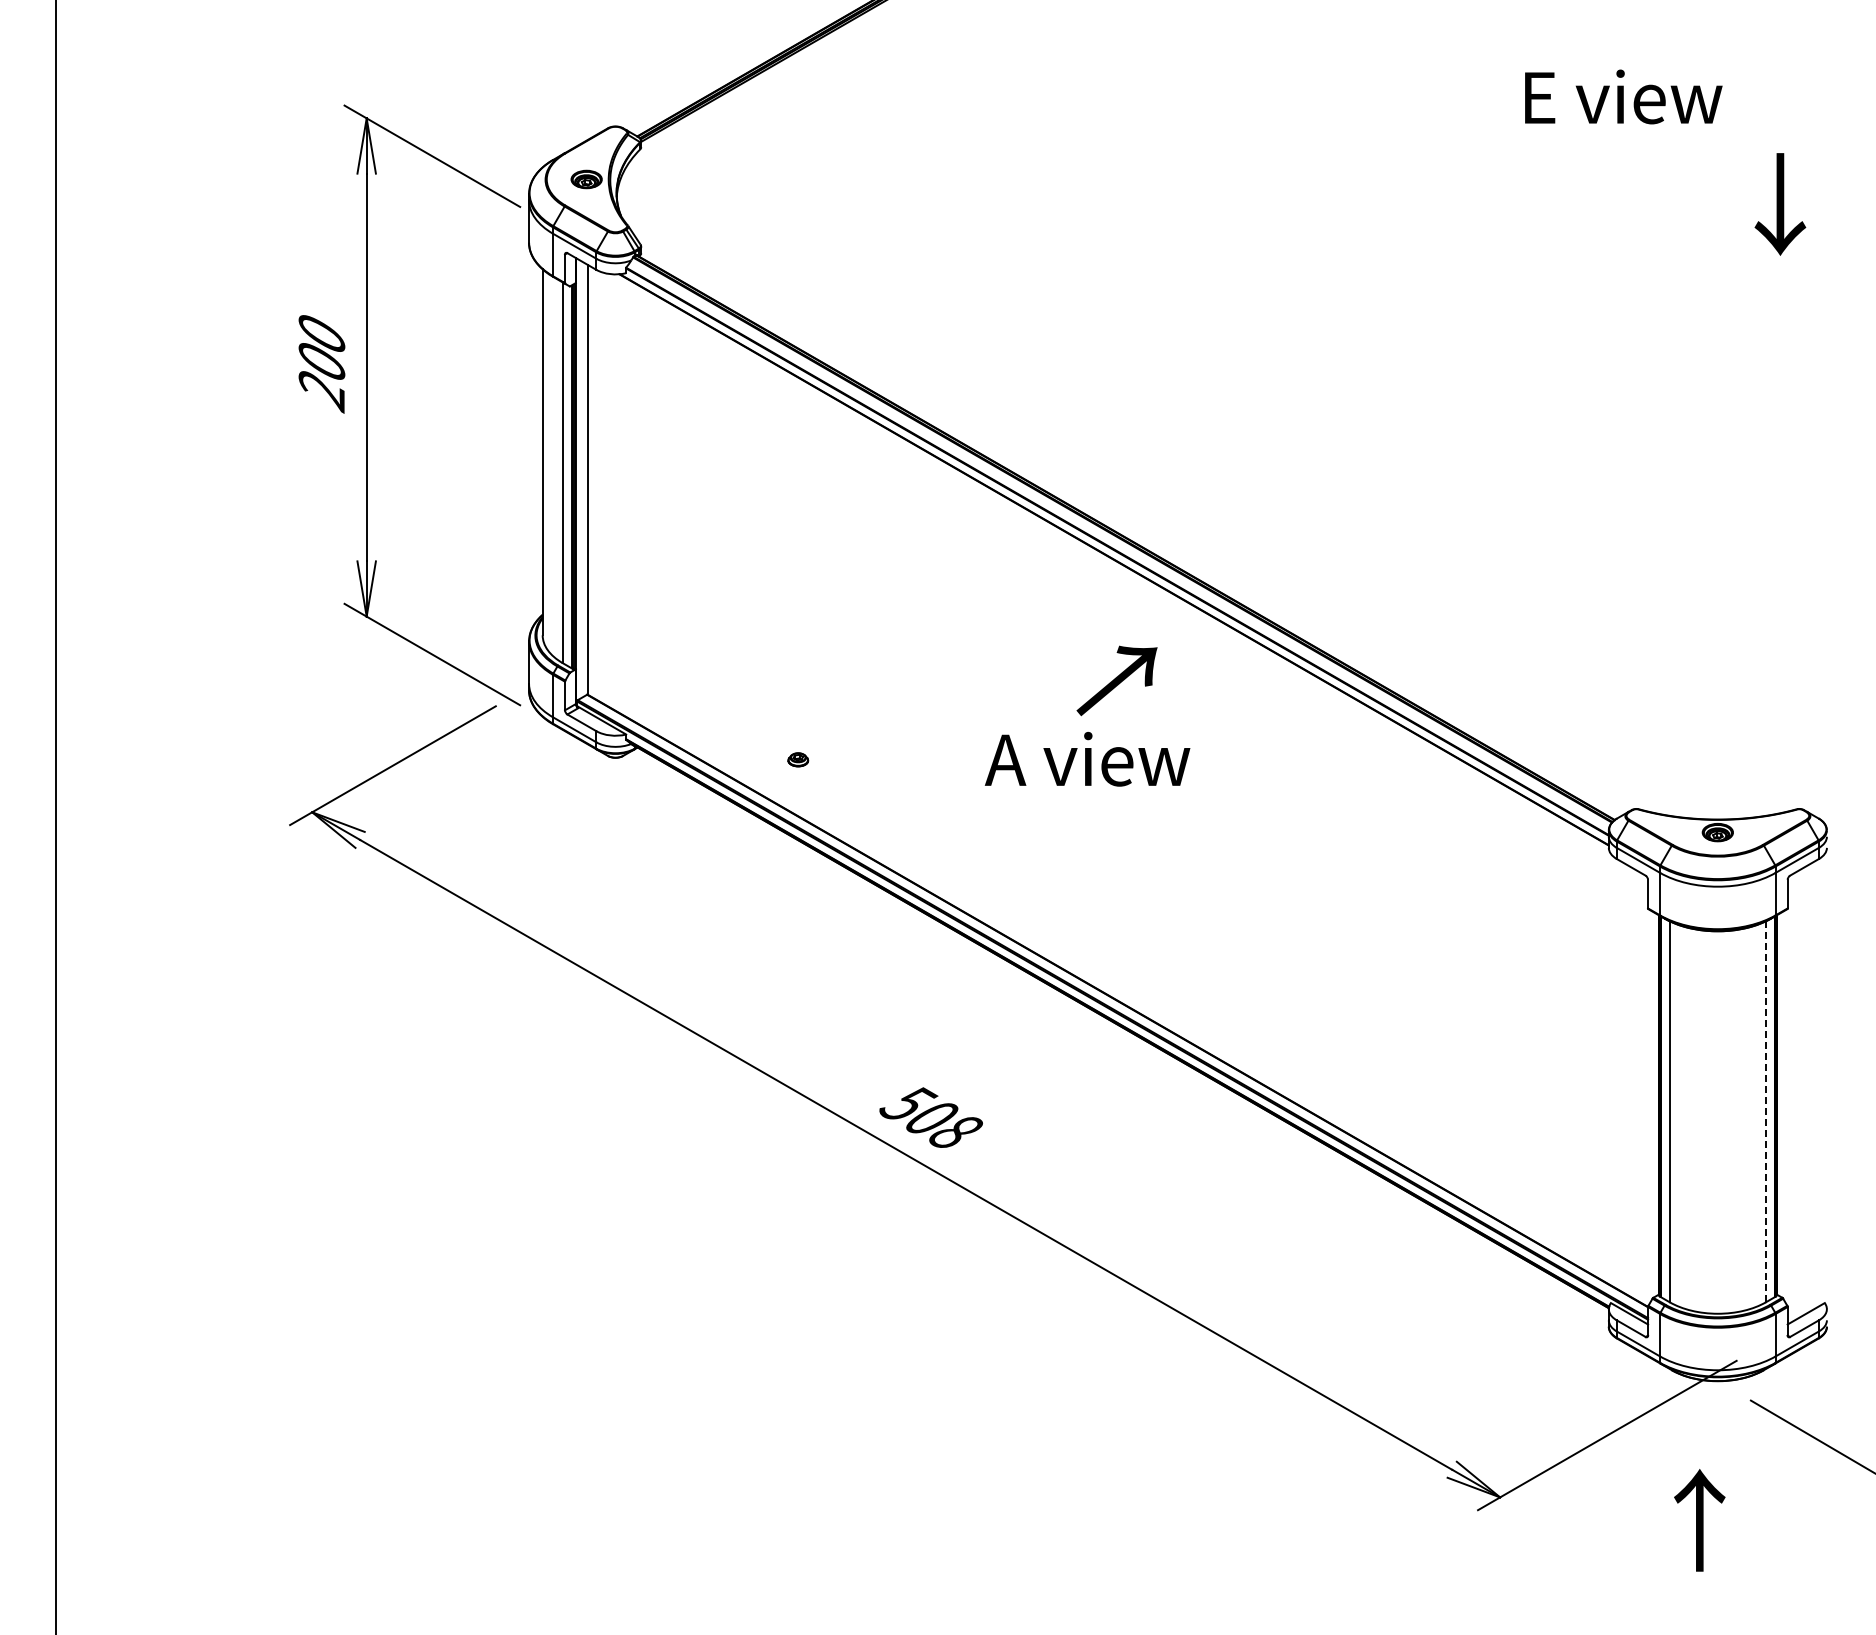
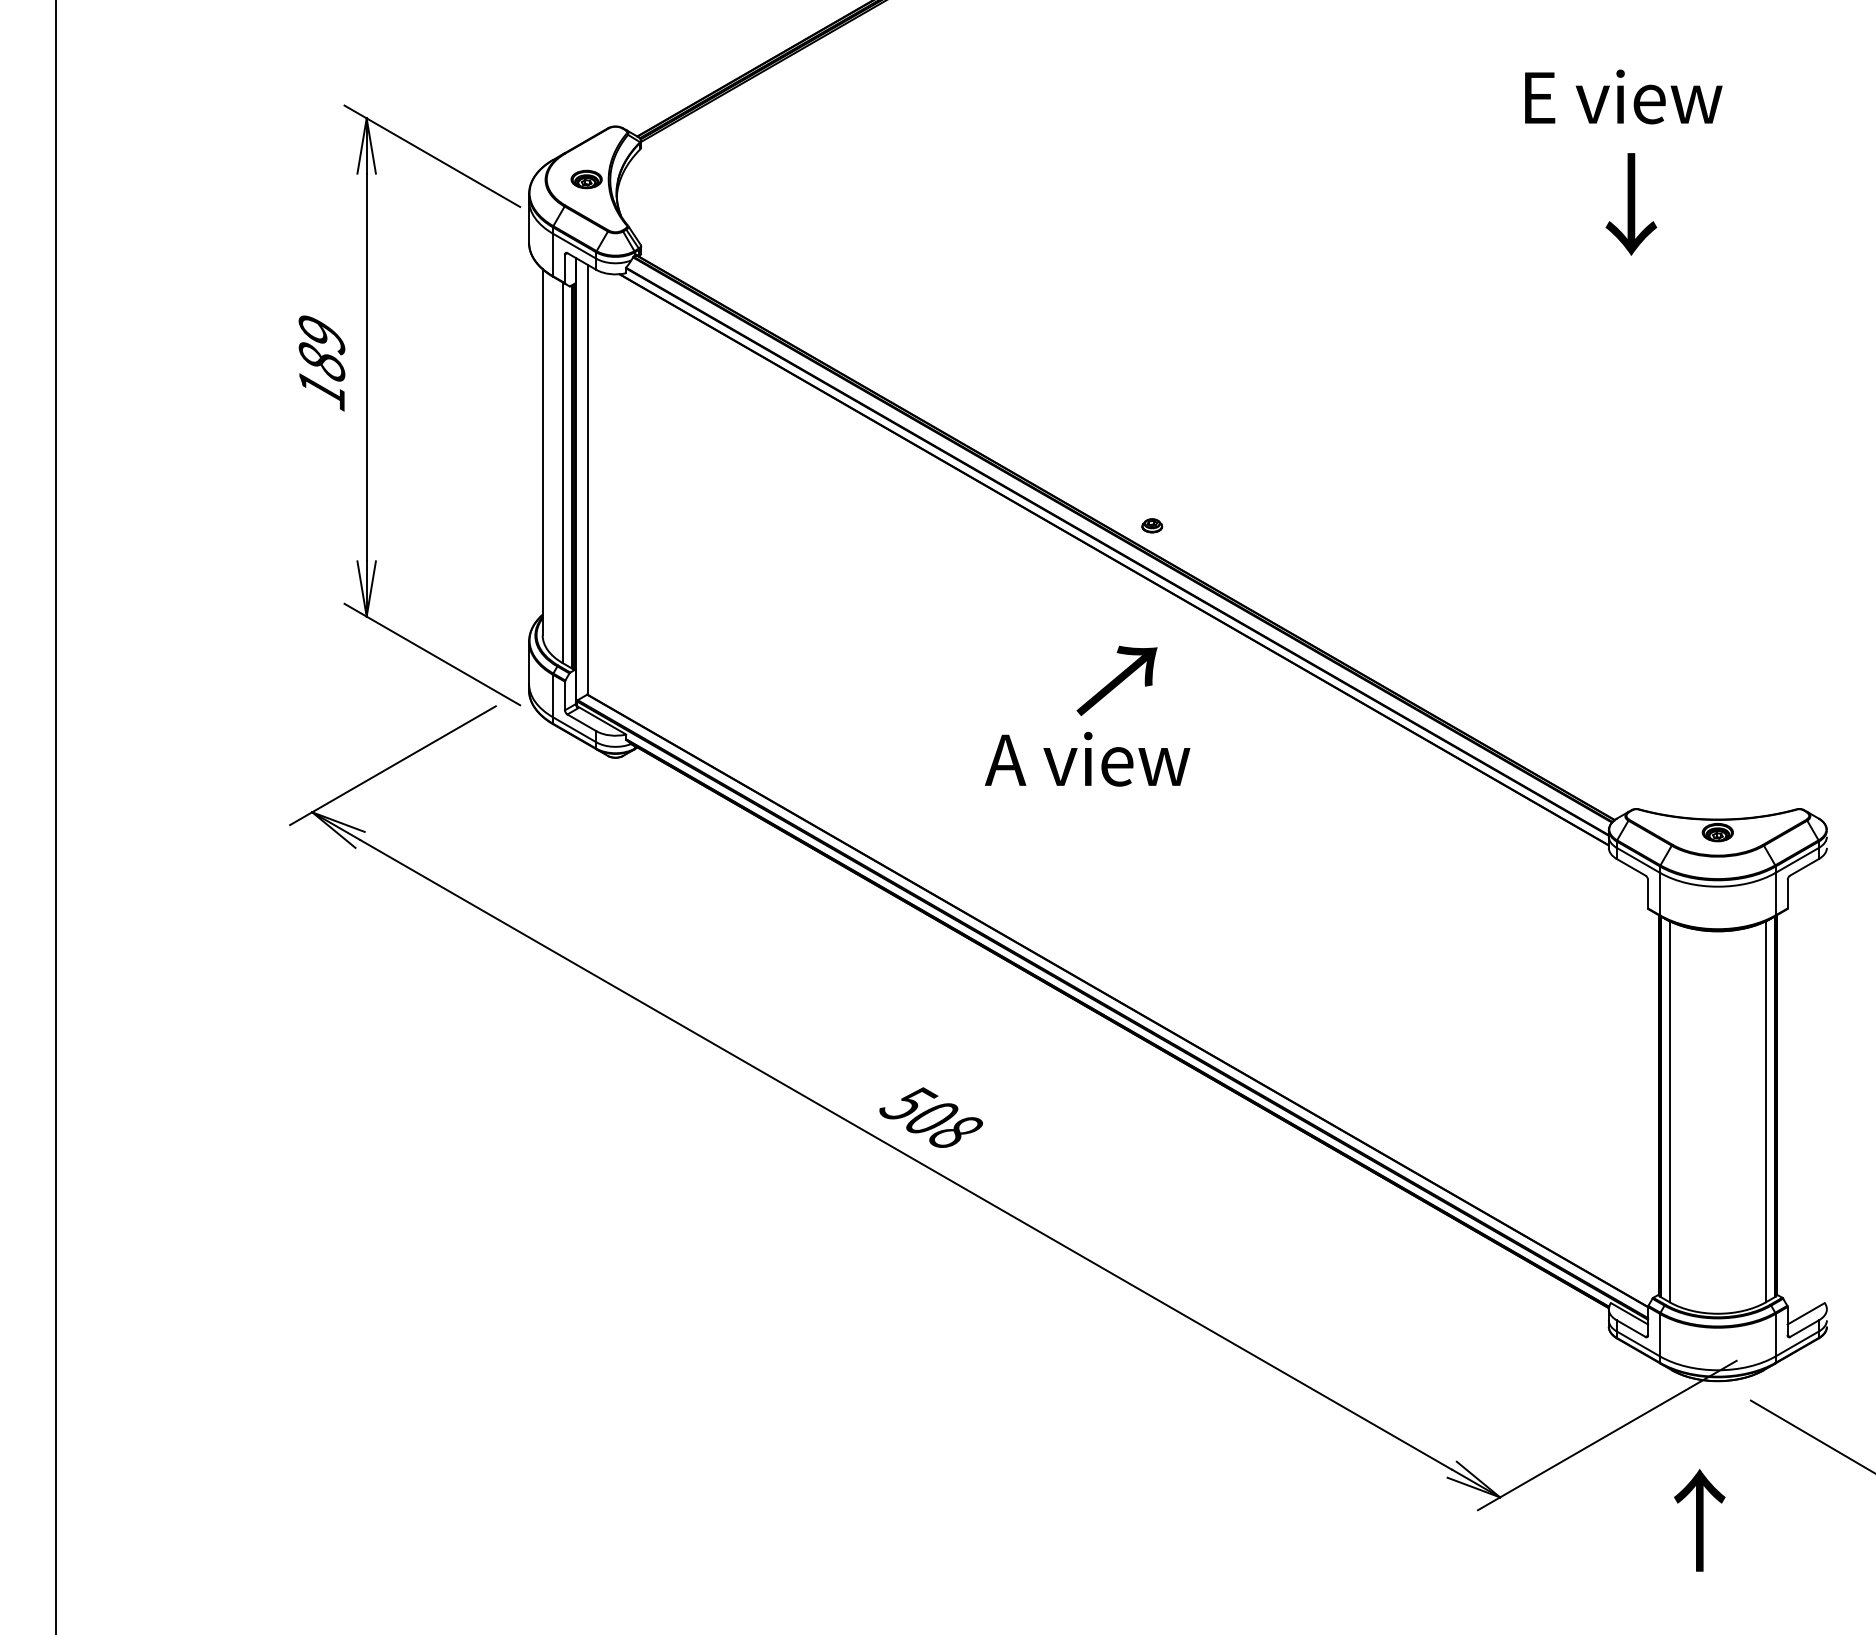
text position: (1780, 204) -> (1631, 204) (1631, 204)
text: 200 -> 189 (321, 364)
part position: (798, 759) -> (1152, 525) (1152, 525)
line: dashed -> solid (1766, 1111)
